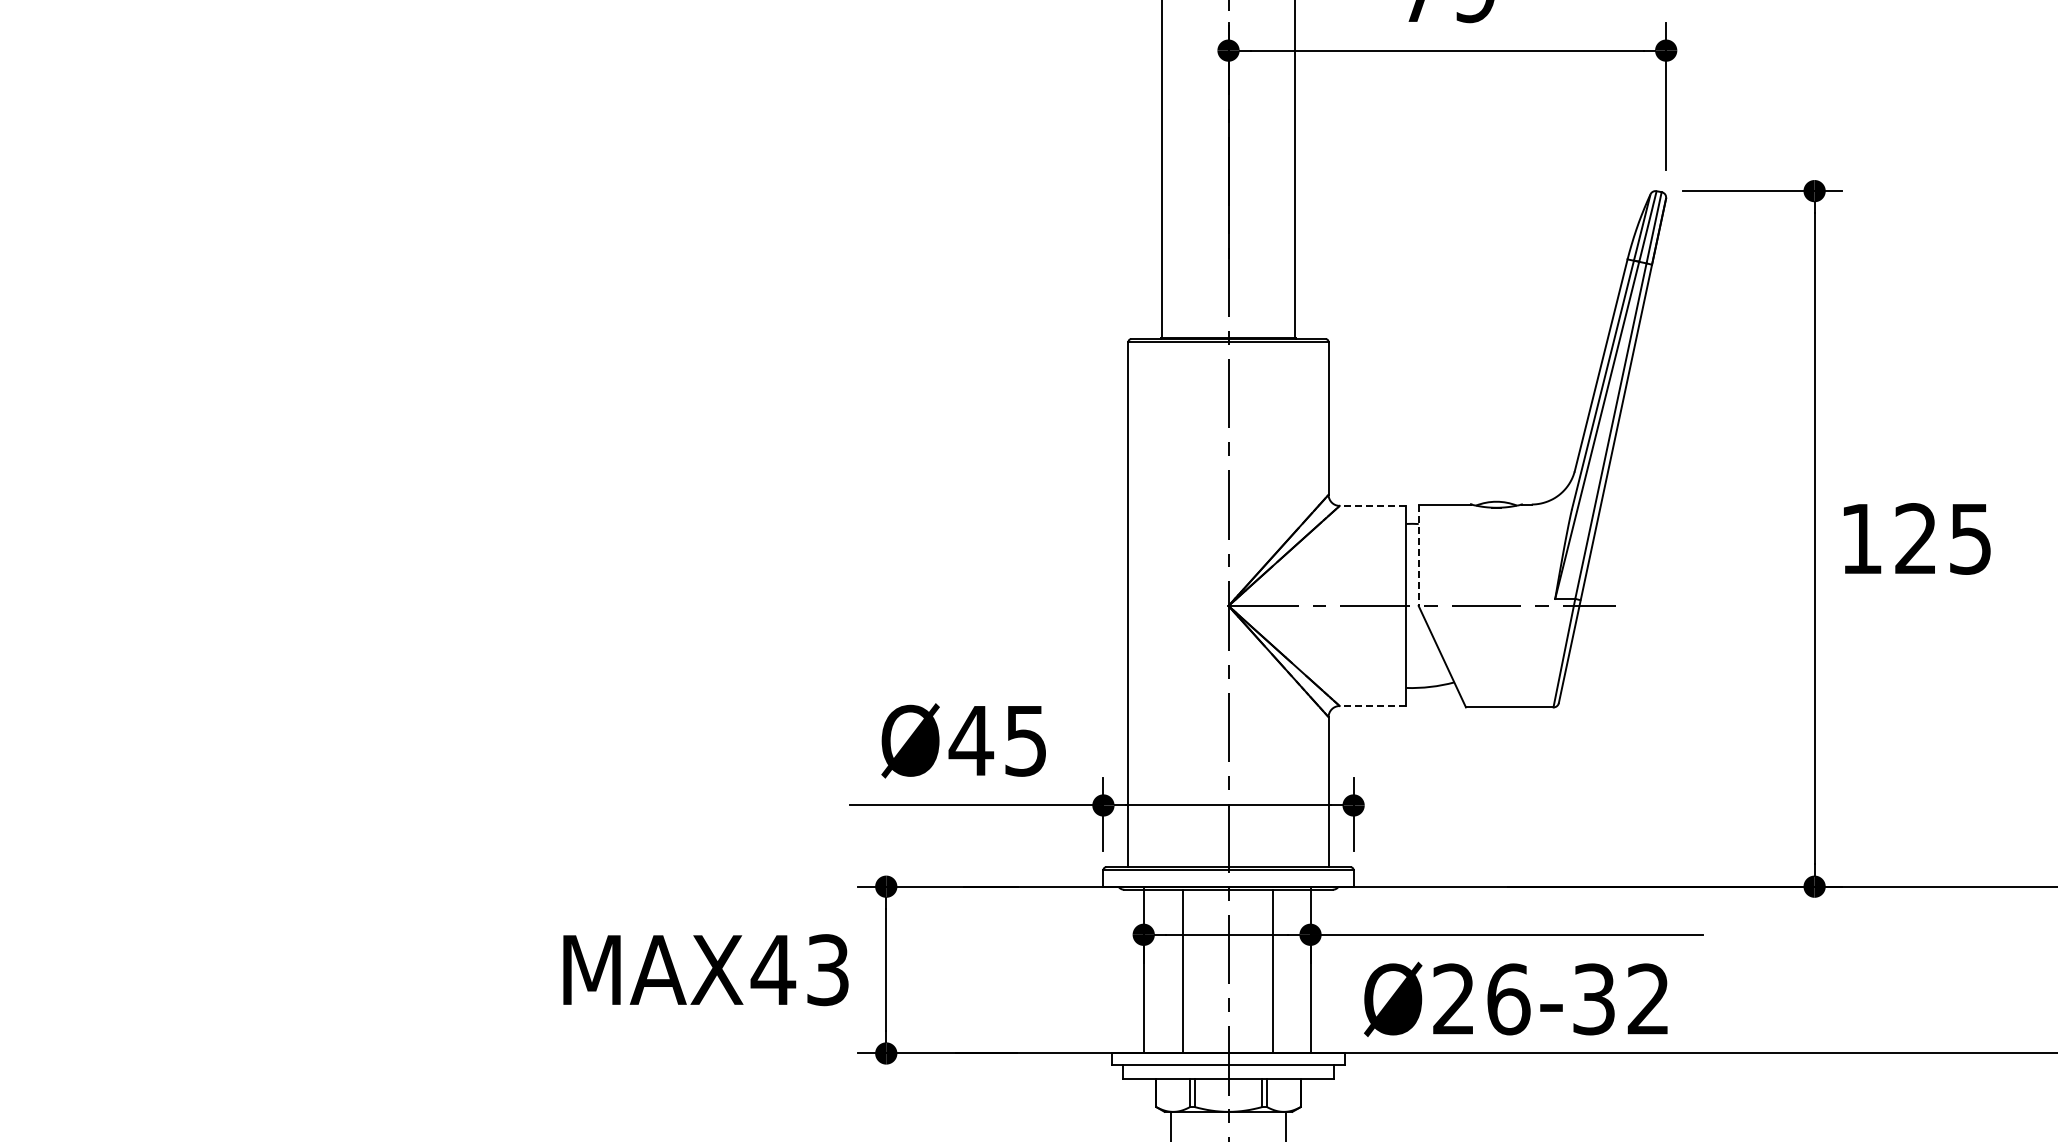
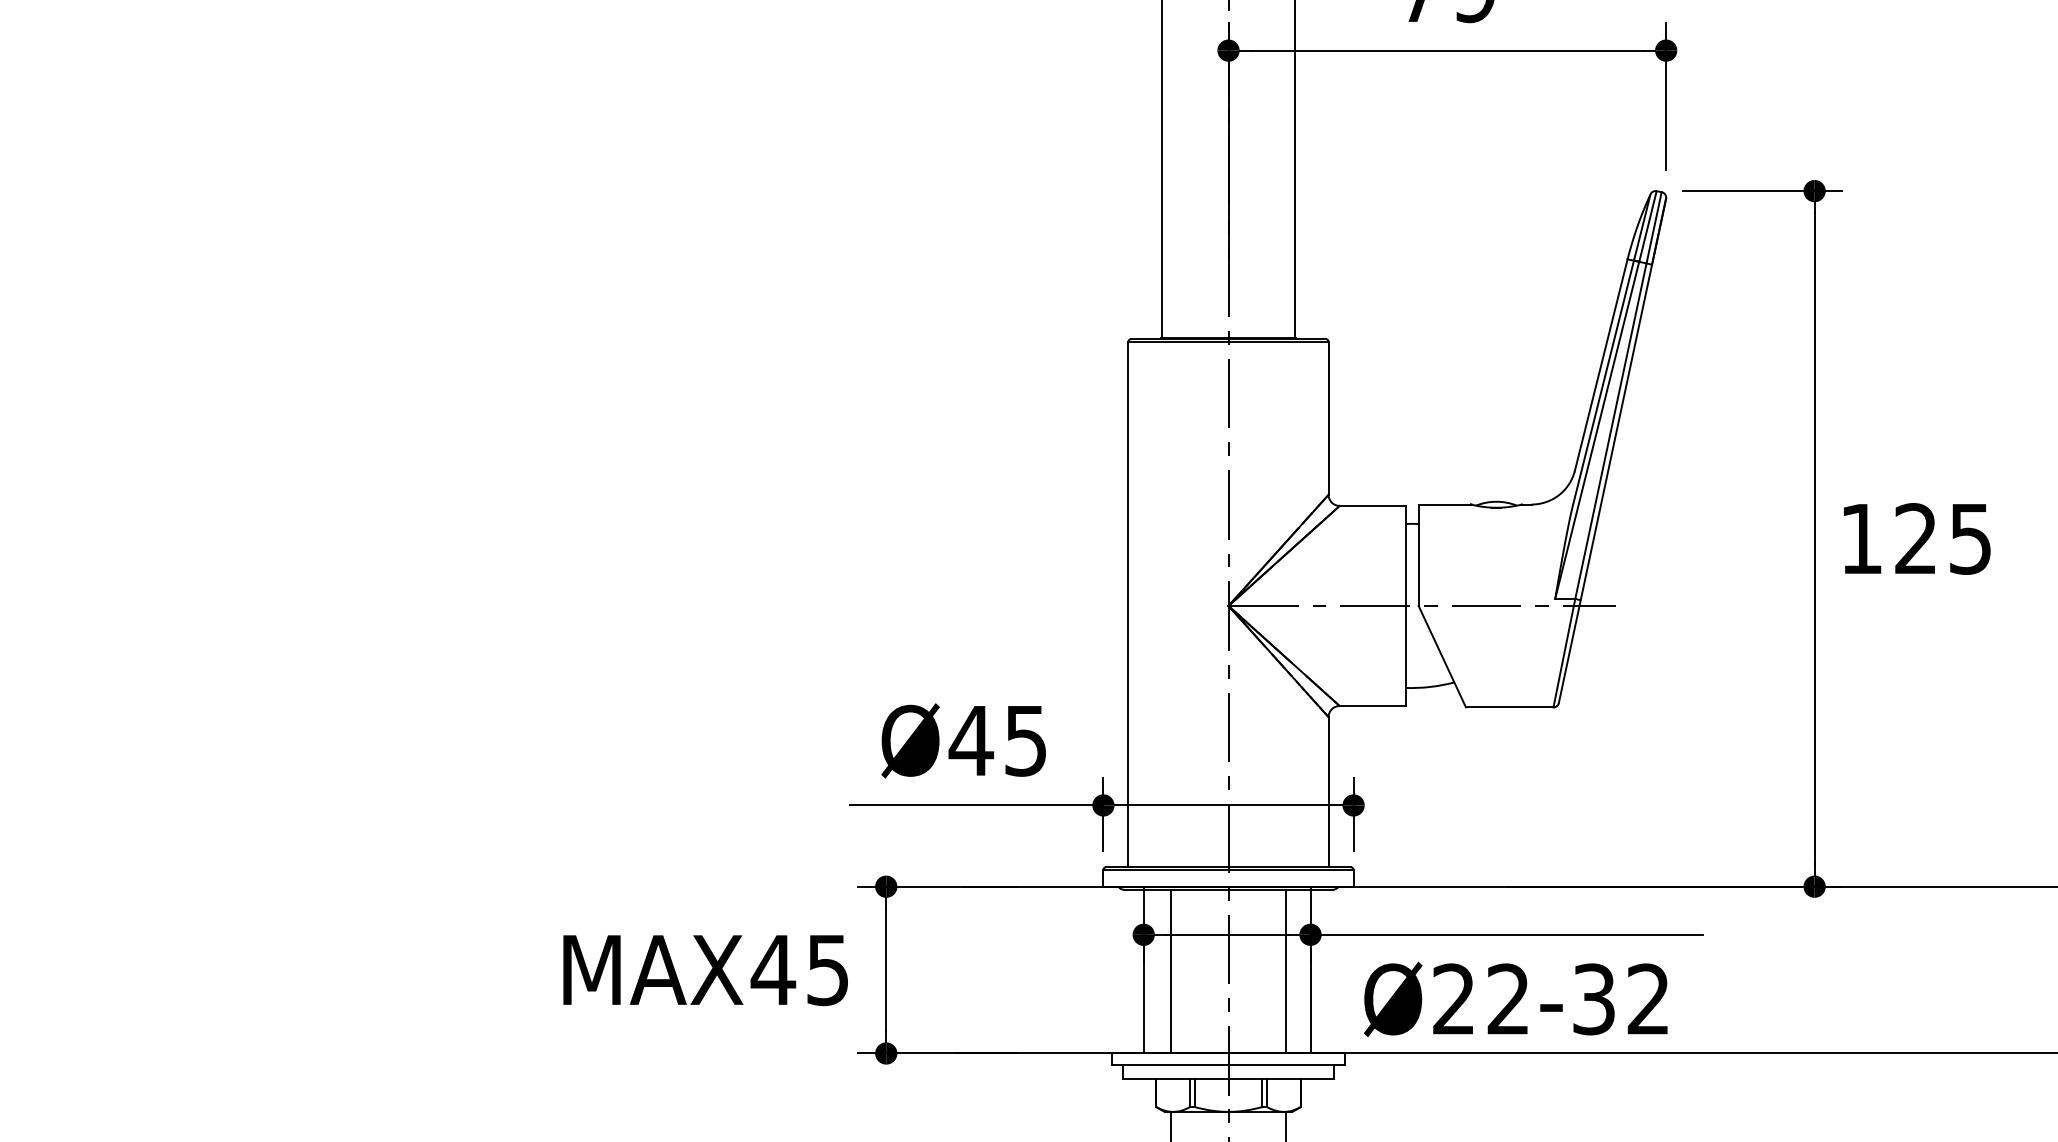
line: dashed -> solid (1372, 505)
line: dashed -> solid (1418, 555)
line: dashed -> solid (1372, 706)
text: MAX43 -> MAX45 (827, 969)
line position: (1183, 971) -> (1171, 971) (1171, 971)
line position: (1272, 971) -> (1285, 971) (1285, 971)
text: Ø26-32 -> Ø22-32 (1508, 999)
